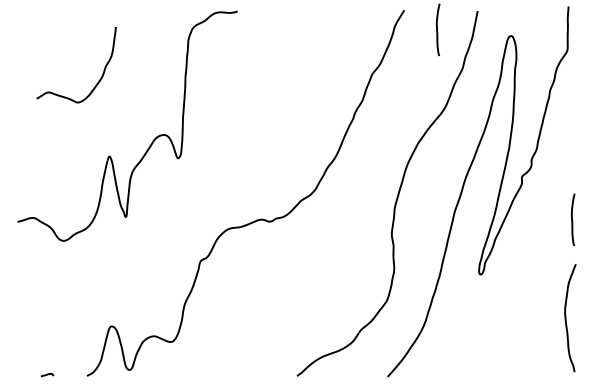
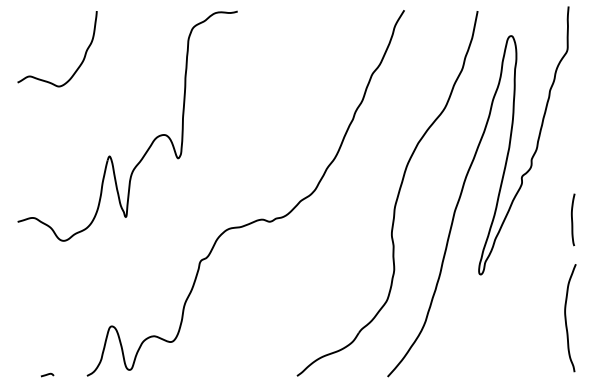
curve: present -> none (437, 29)
curve position: (98, 80) -> (79, 64) (79, 64)
